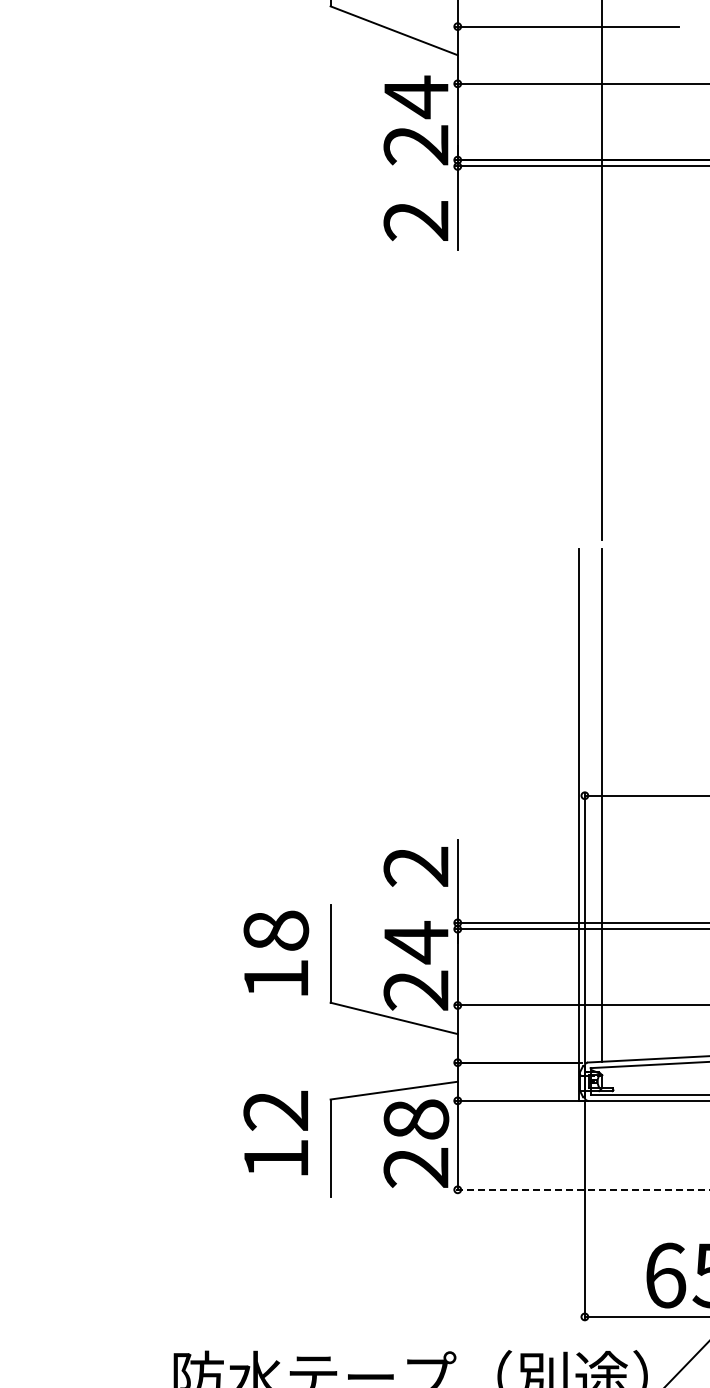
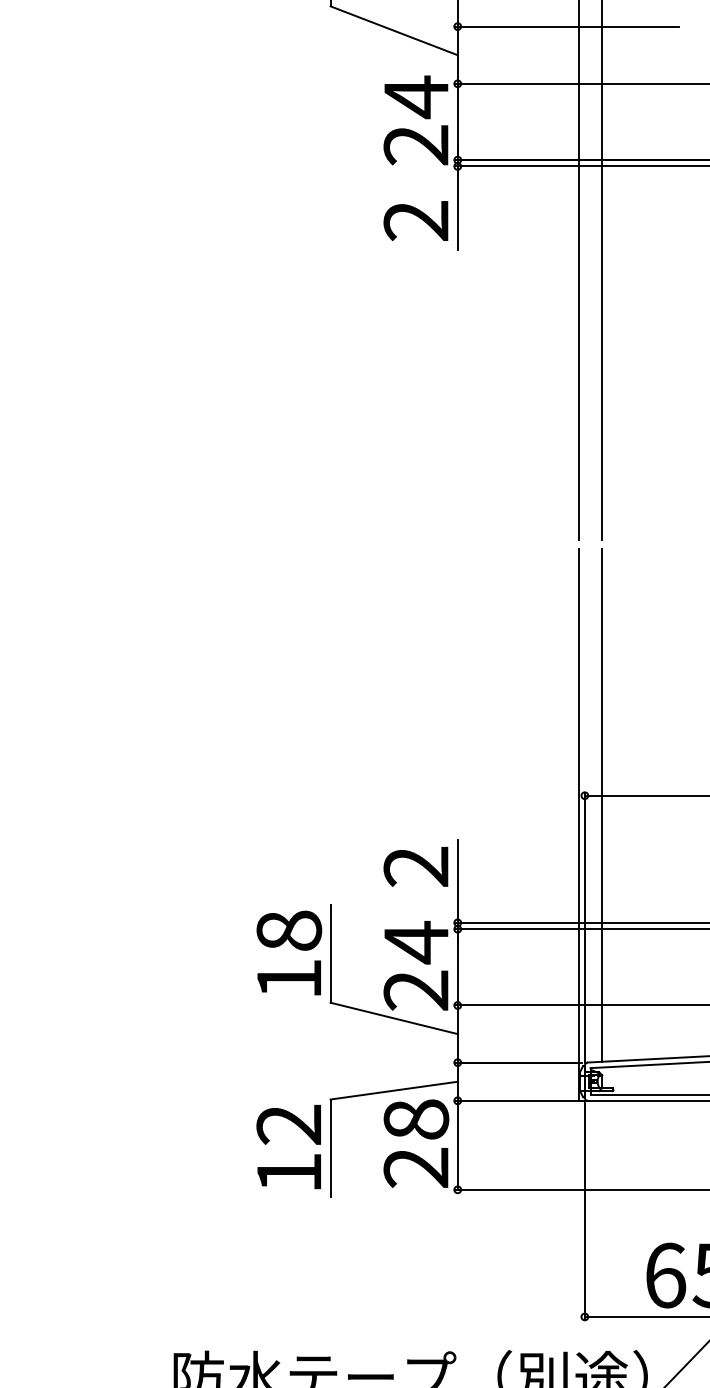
line: none -> present (579, 270)
text position: (276, 952) -> (289, 952) (289, 952)
text position: (275, 1133) -> (288, 1147) (288, 1147)
line: dashed -> solid (581, 1189)
